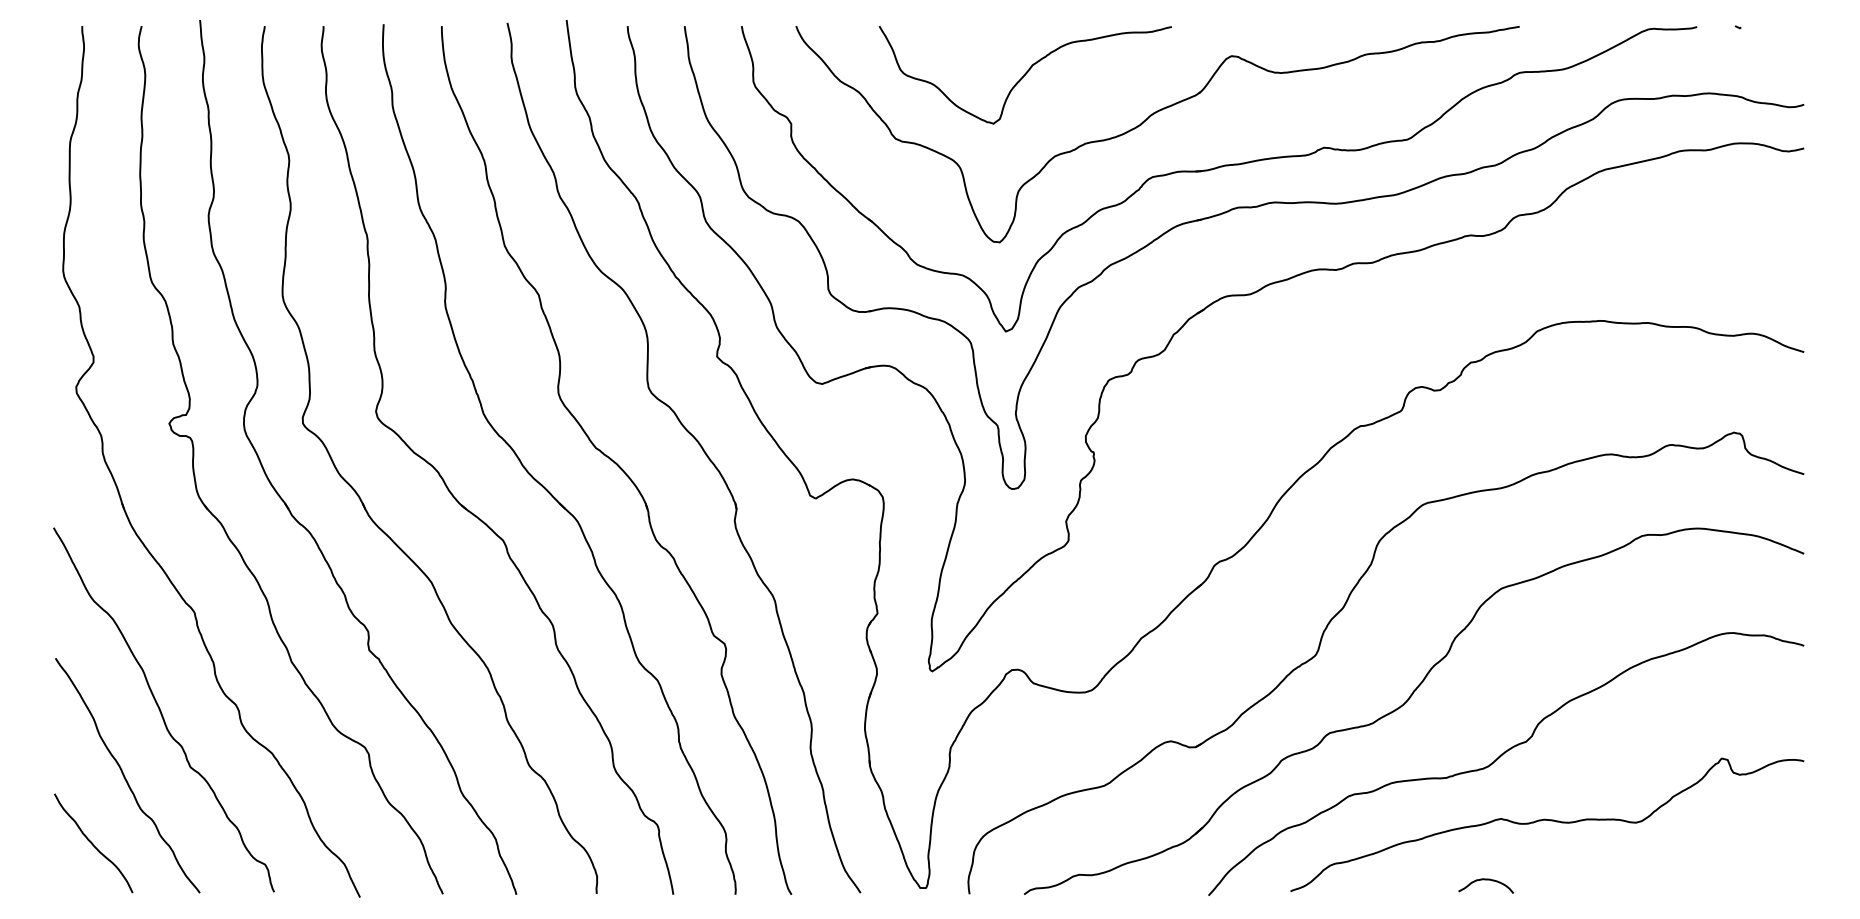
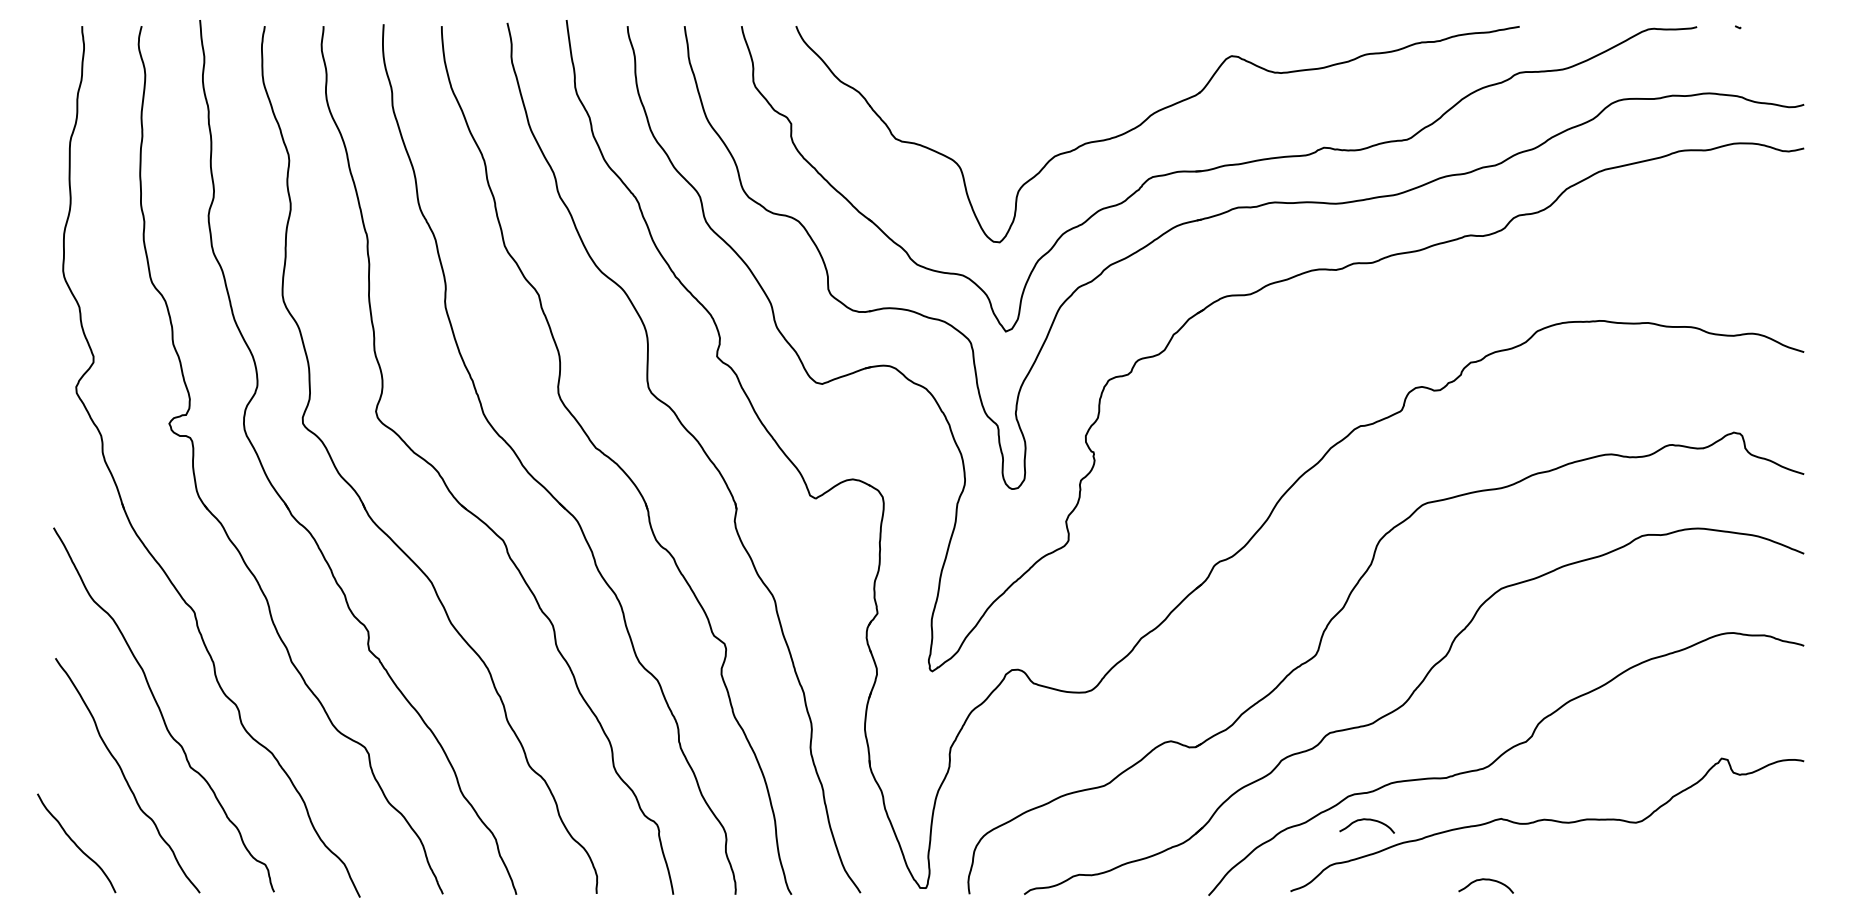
curve: present -> none (1024, 74)
curve: none -> present (1366, 820)
curve position: (93, 843) -> (76, 843) (76, 843)
